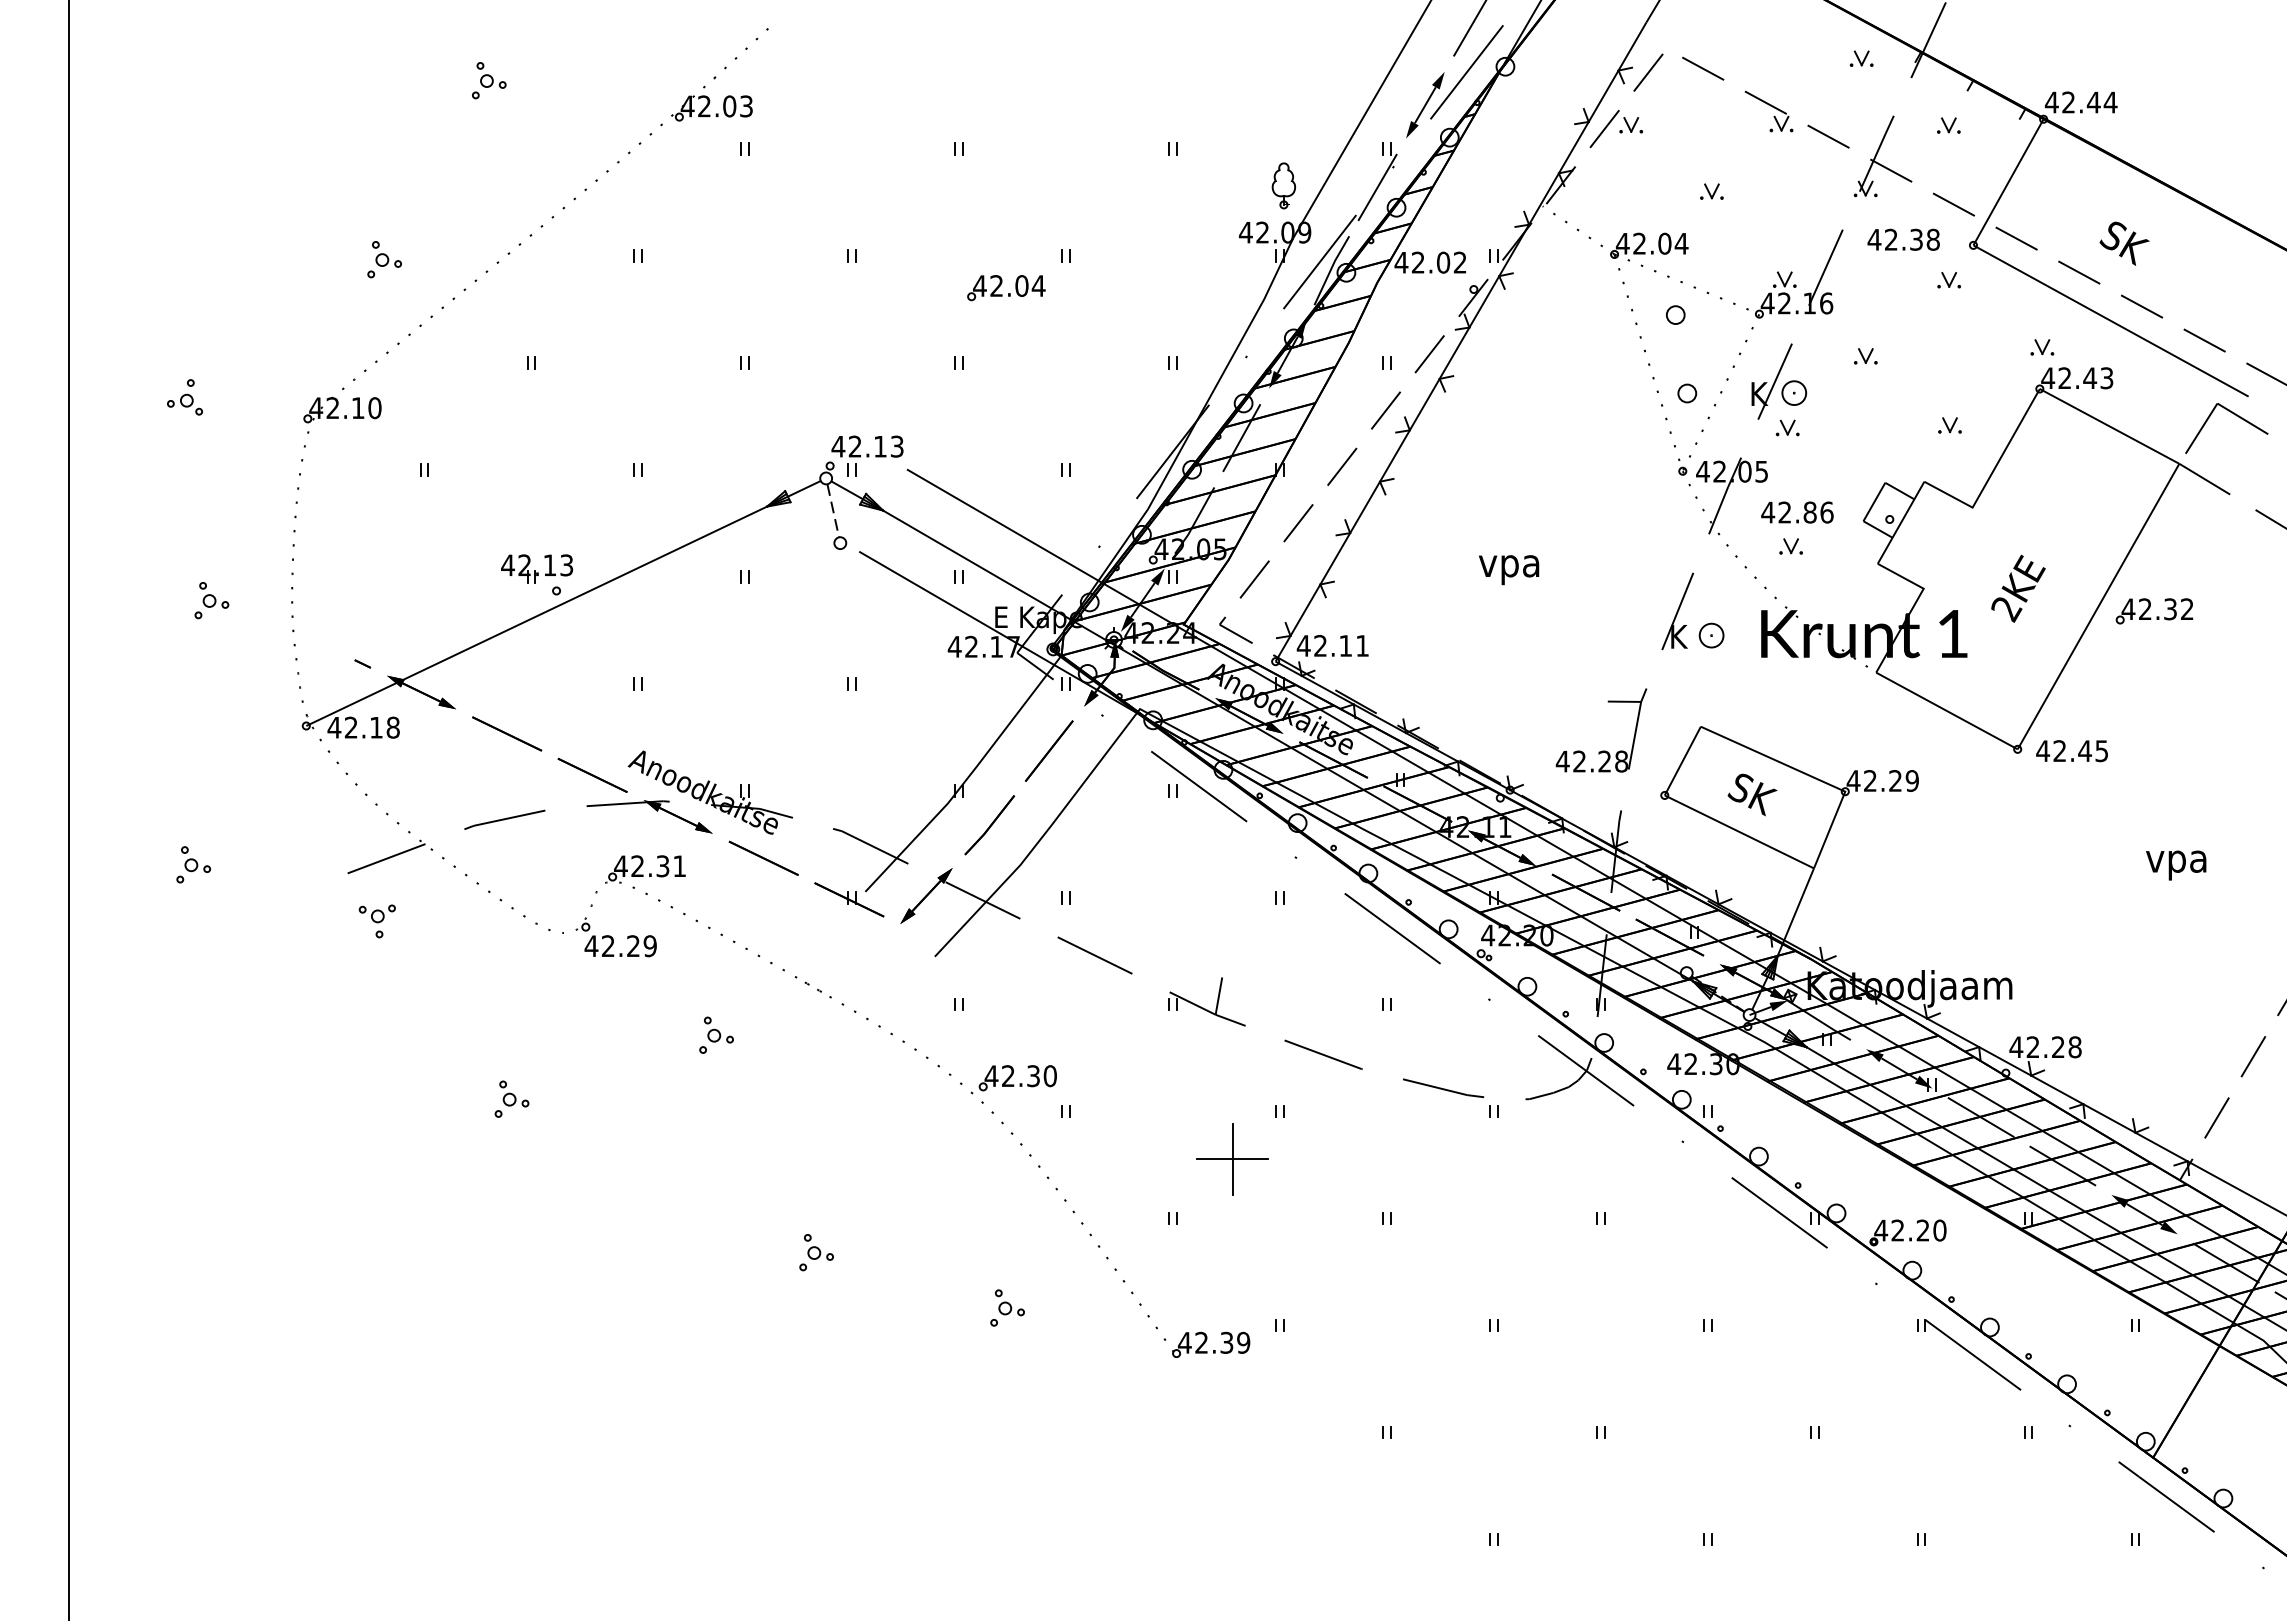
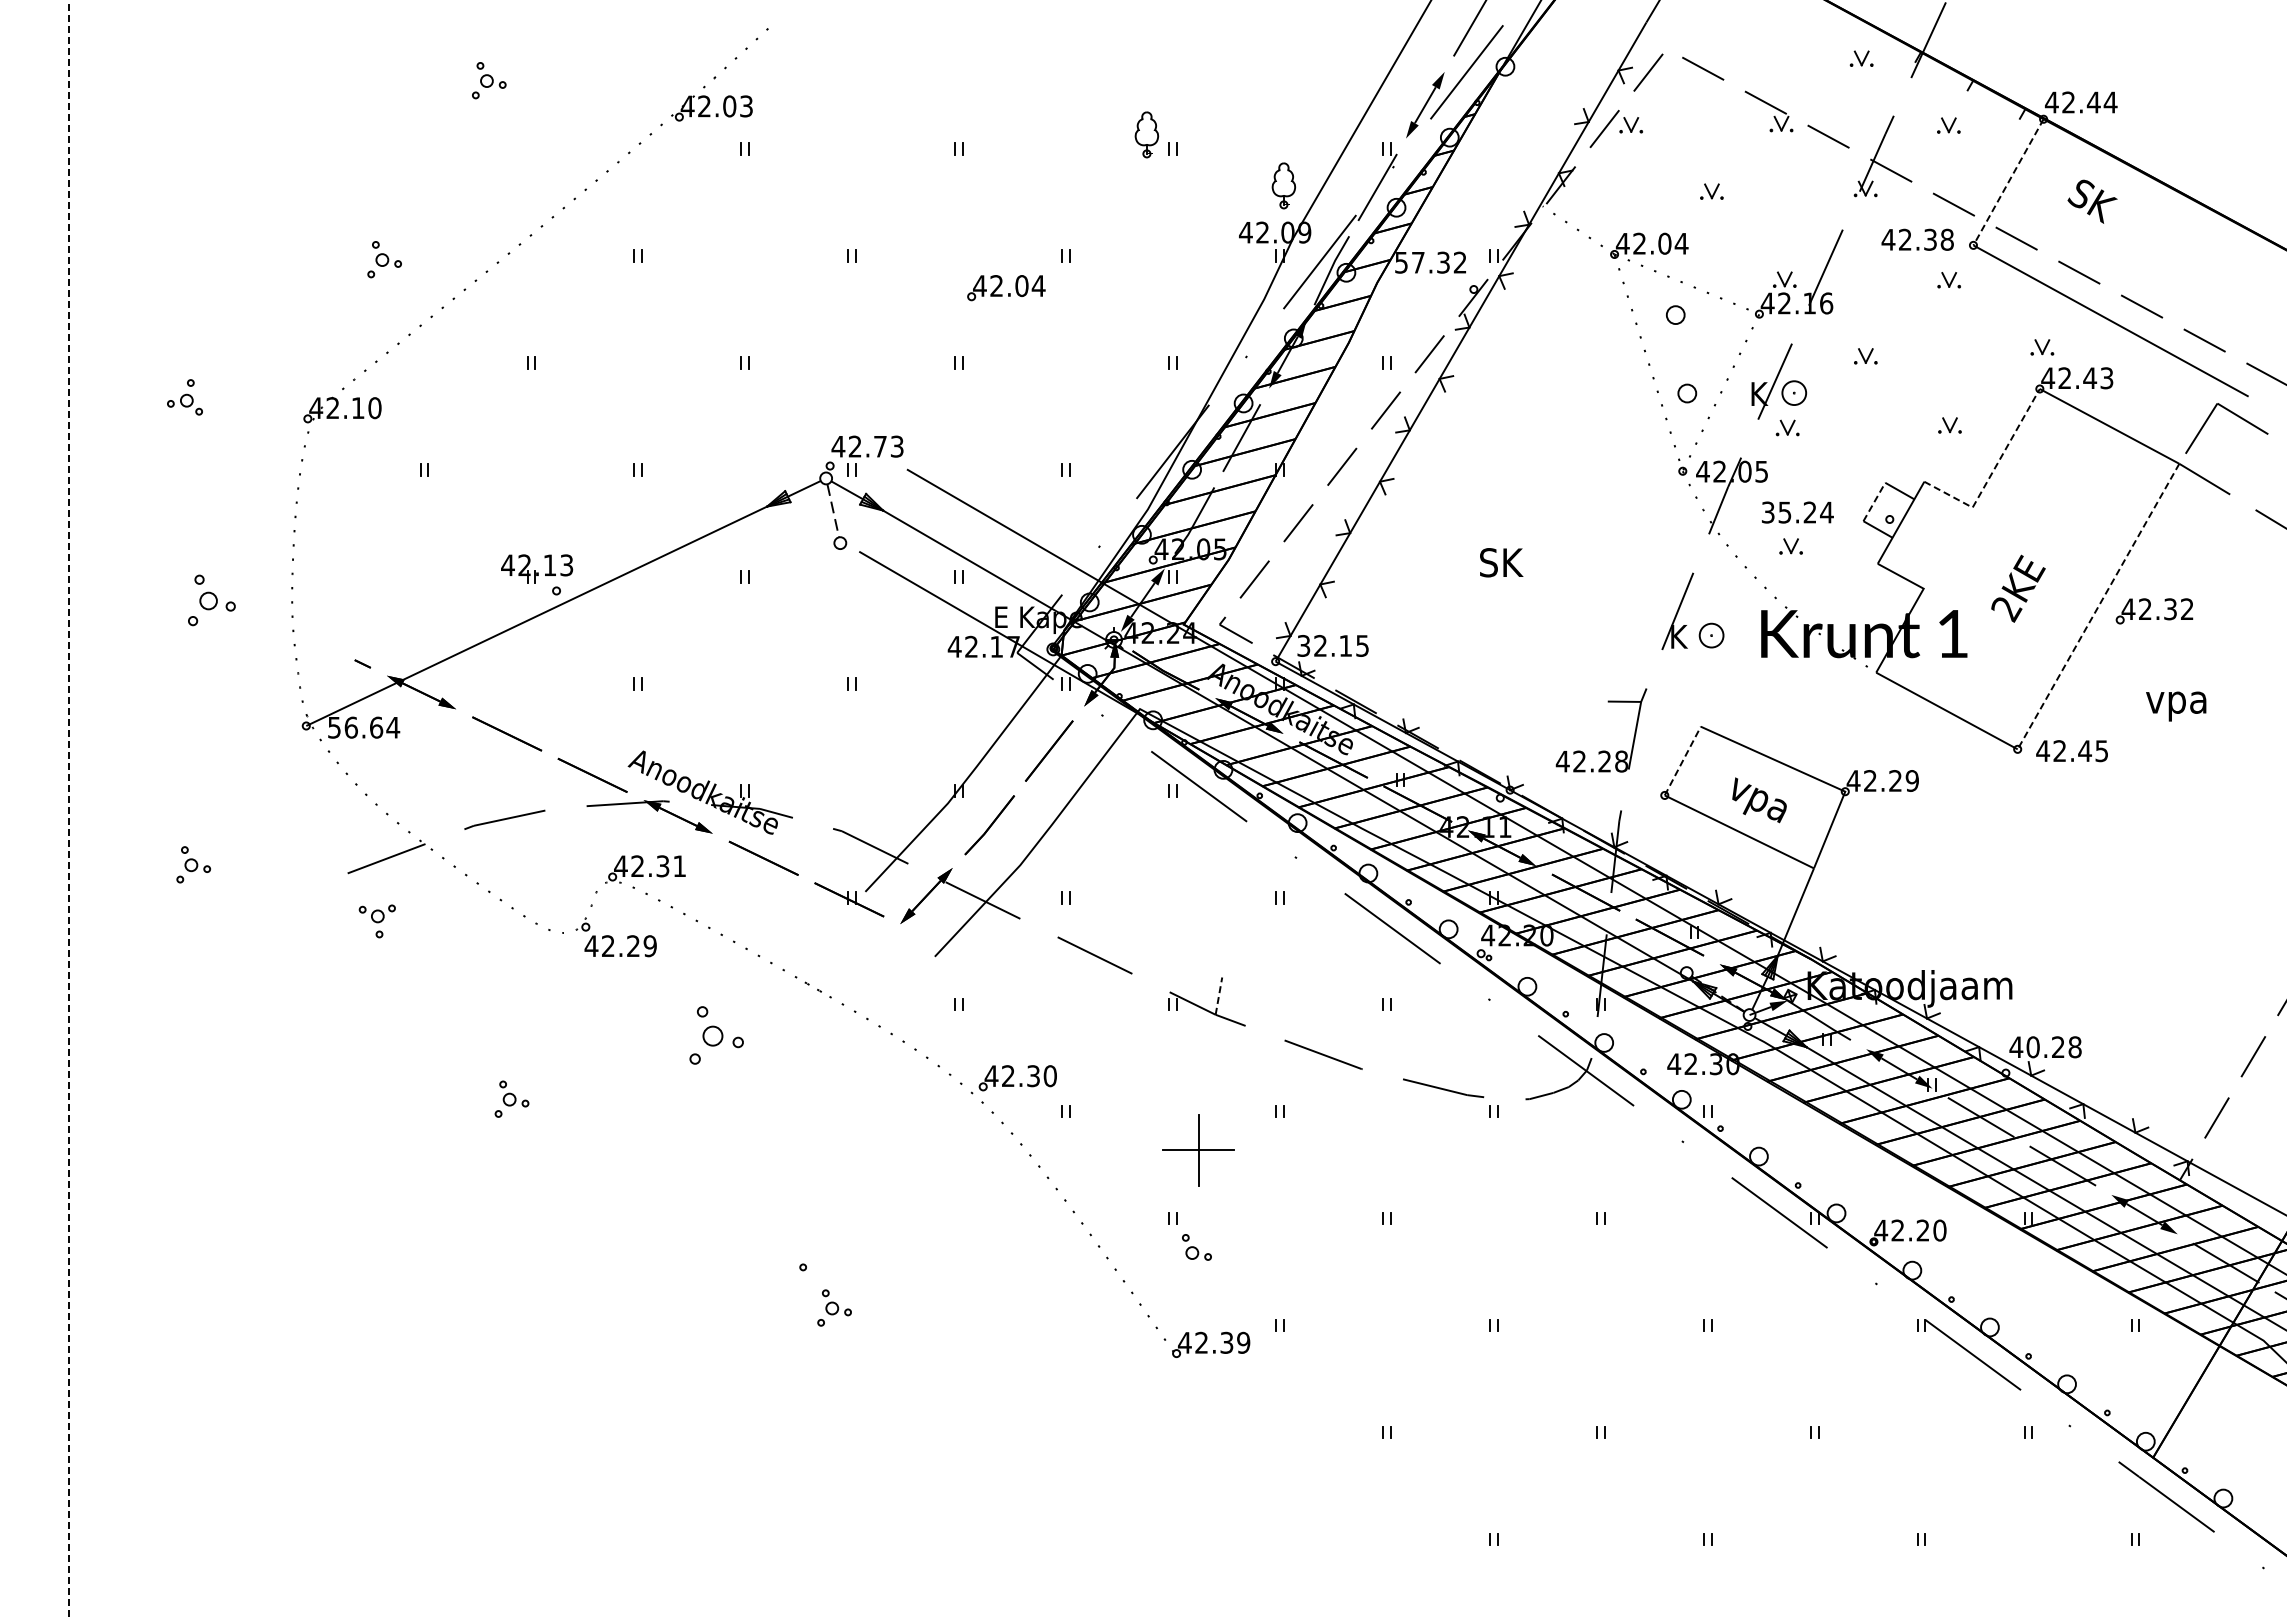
part: none -> present (1146, 134)
line: solid -> dashed (2008, 182)
text position: (1903, 239) -> (1917, 239) (1917, 239)
text position: (2124, 243) -> (2092, 201) (2092, 201)
text: 42.02 -> 57.32 (1422, 262)
text: 42.13 -> 42.73 (880, 446)
line: solid -> dashed (1992, 472)
line: solid -> dashed (1874, 501)
text: 42.86 -> 35.24 (1797, 512)
text: vpa -> SK (1509, 566)
part size: 36x38 px -> 48x53 px (211, 600)
line: solid -> dashed (2098, 607)
text: 42.11 -> 32.15 (1332, 645)
text: 42.18 -> 56.64 (363, 727)
line: solid -> dashed (1682, 761)
text: SK -> vpa (1756, 798)
line: solid -> dashed (68, 811)
text position: (2176, 865) -> (2176, 706) (2176, 706)
line: solid -> dashed (1218, 996)
part size: 35x38 px -> 55x59 px (716, 1035)
text: 42.28 -> 40.28 (2032, 1047)
part position: (1232, 1159) -> (1198, 1150) (1198, 1150)
part position: (818, 1247) -> (1196, 1247) (1196, 1247)
part position: (1007, 1307) -> (834, 1307) (834, 1307)
